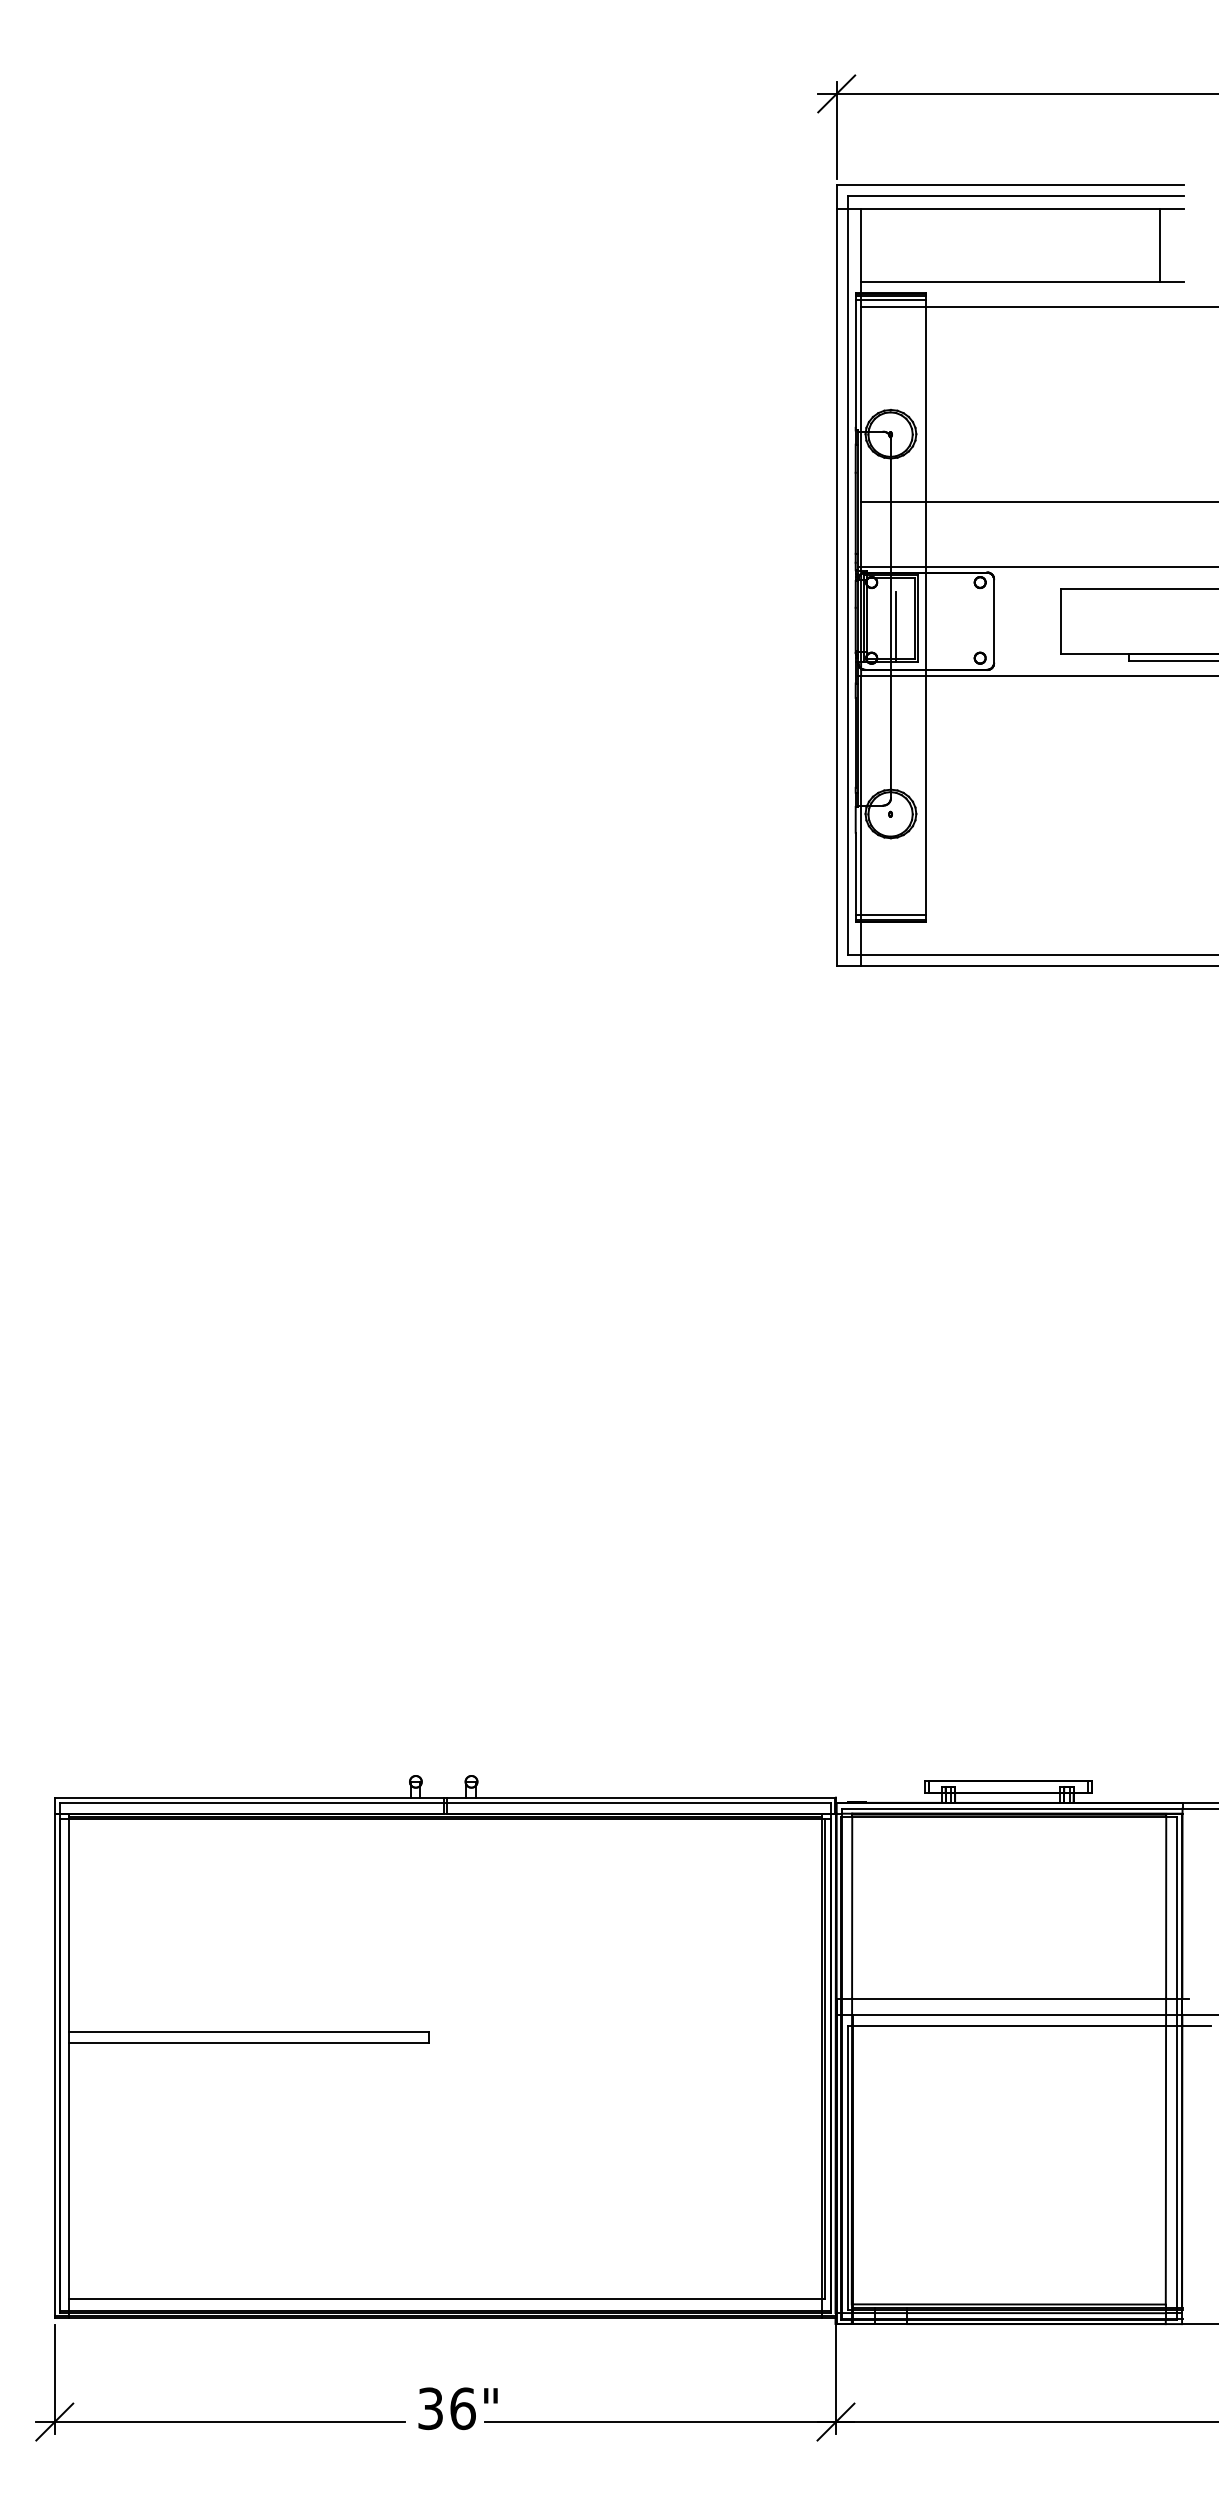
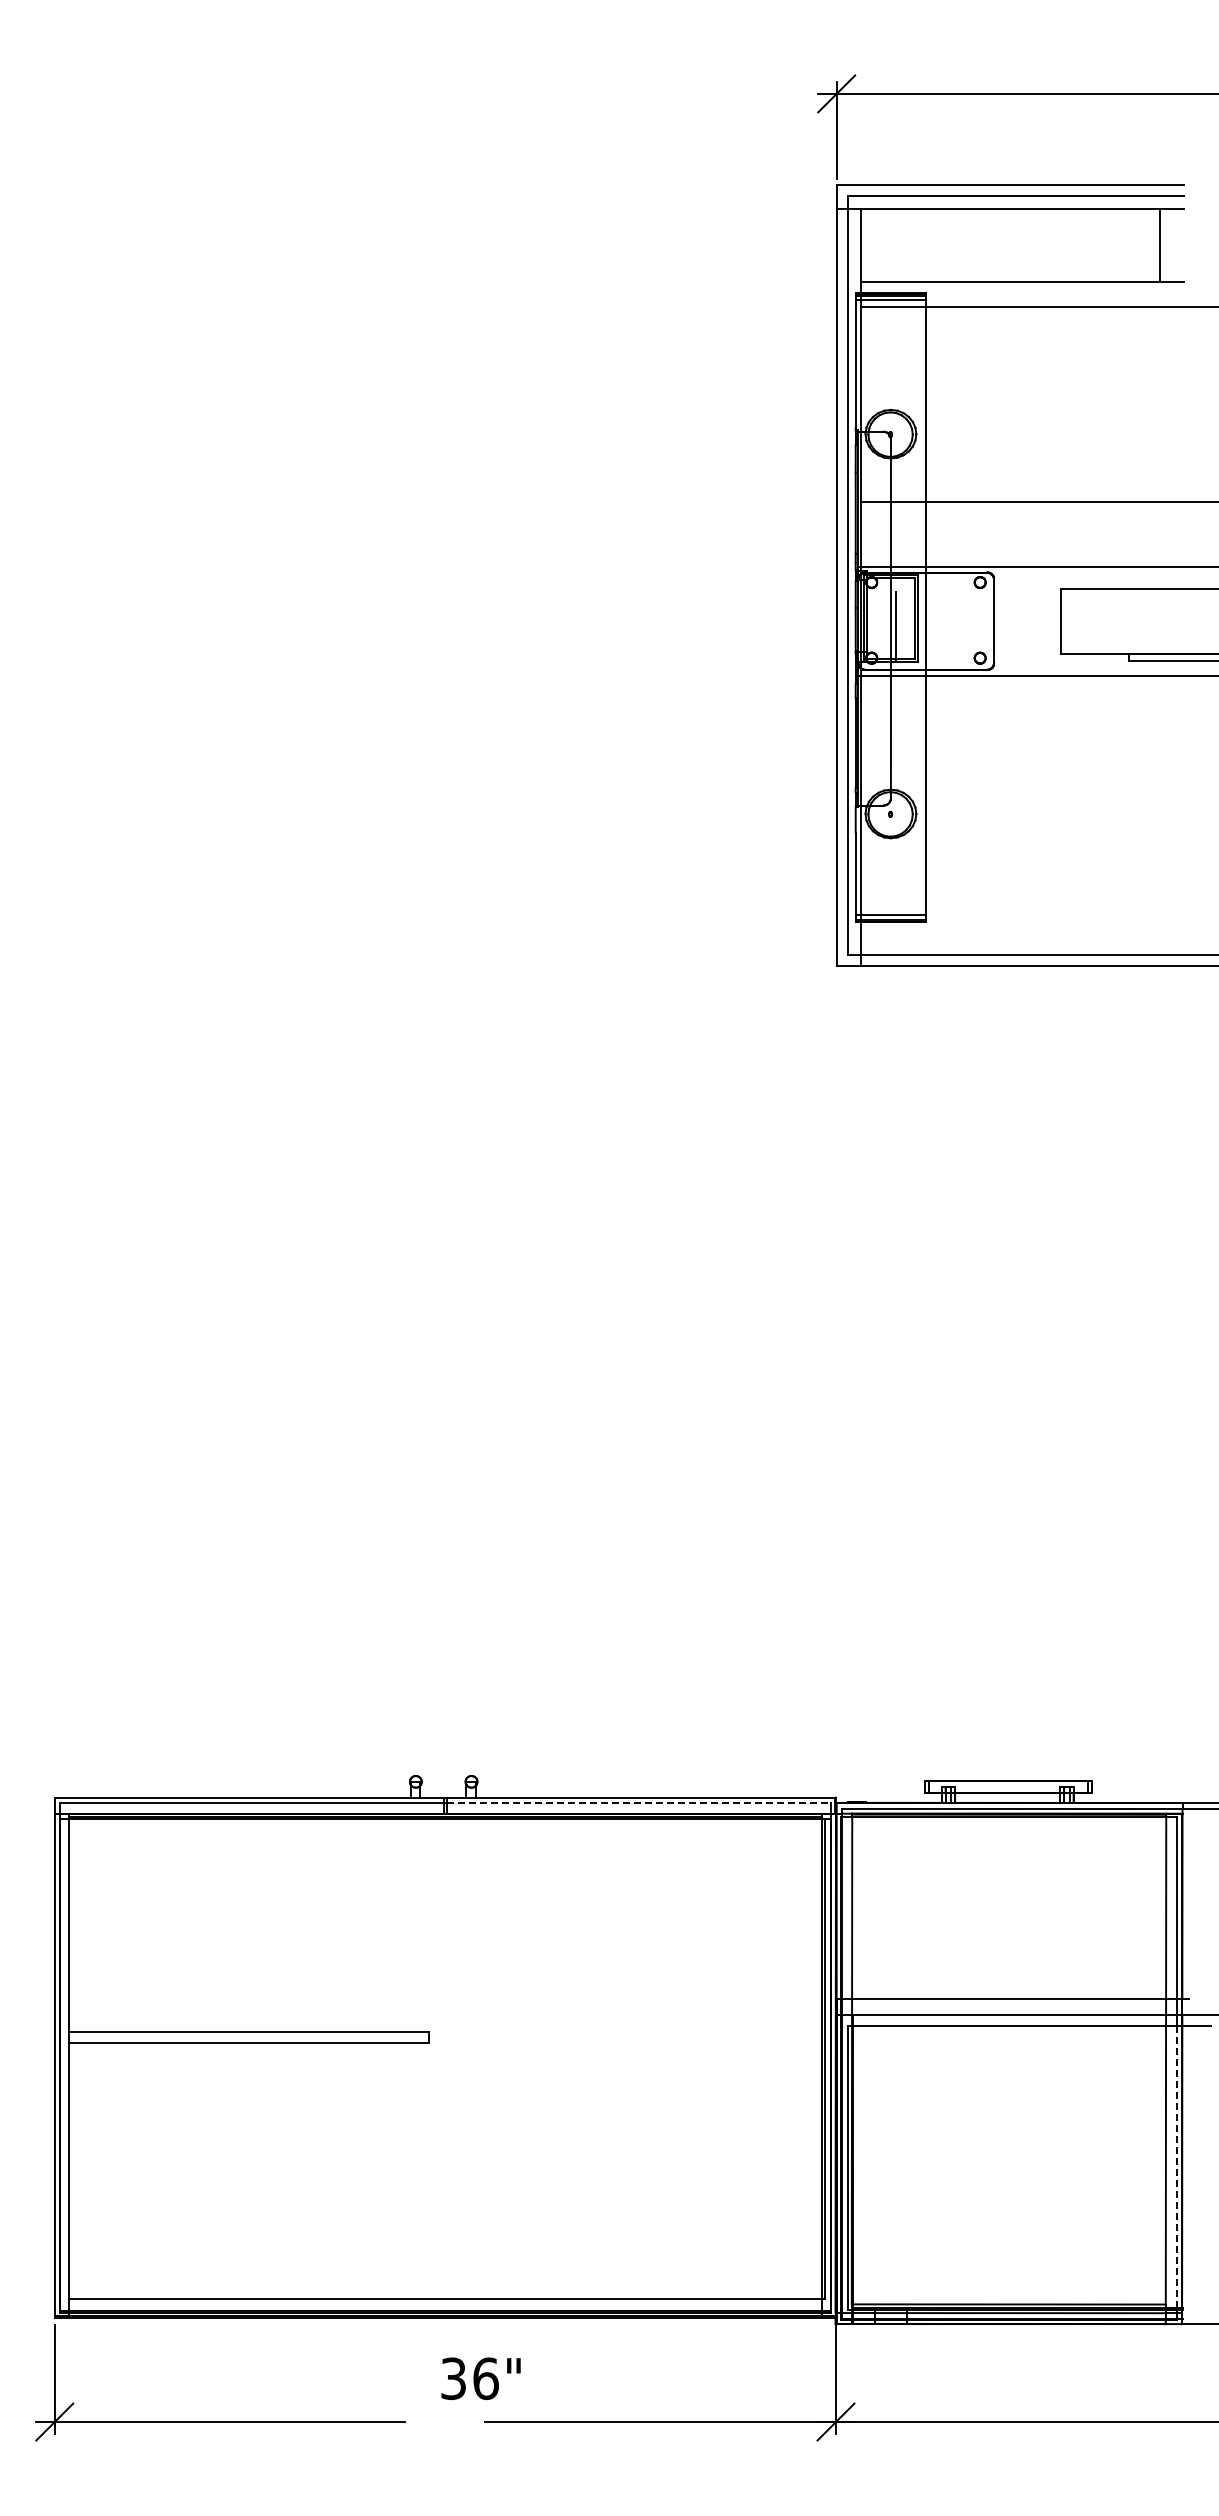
line: solid -> dashed (638, 1803)
line: solid -> dashed (1176, 2166)
text position: (457, 2408) -> (480, 2378) (480, 2378)
